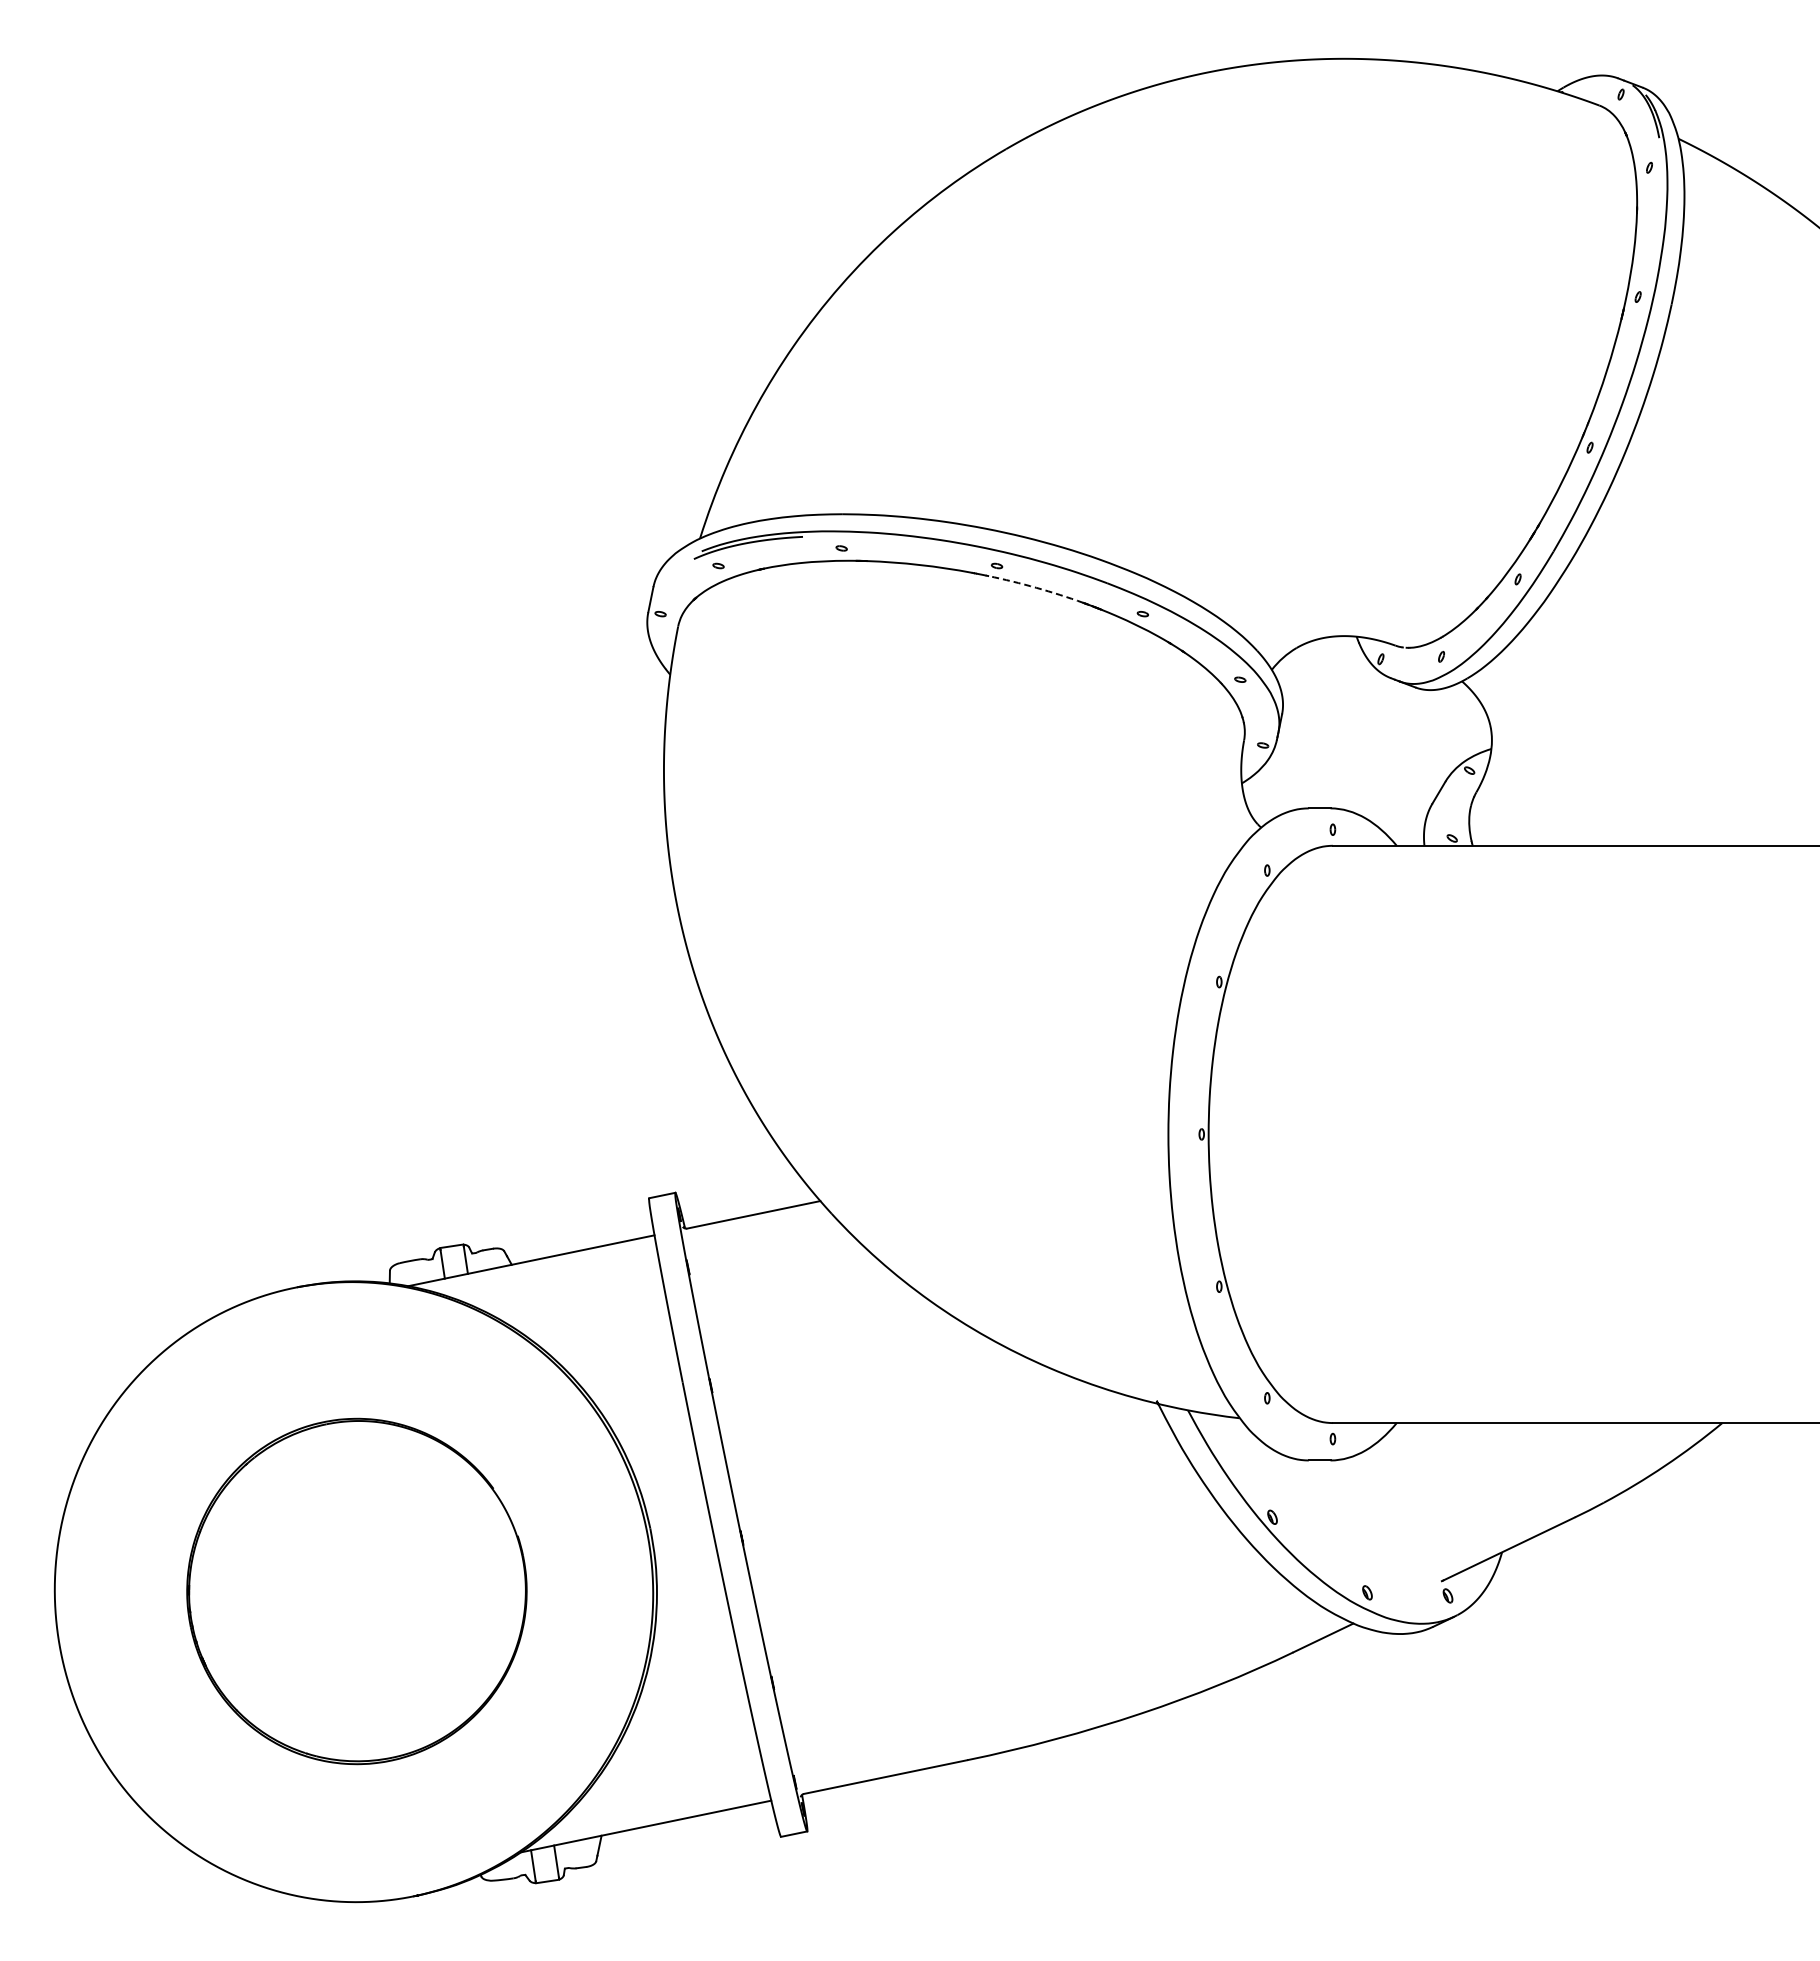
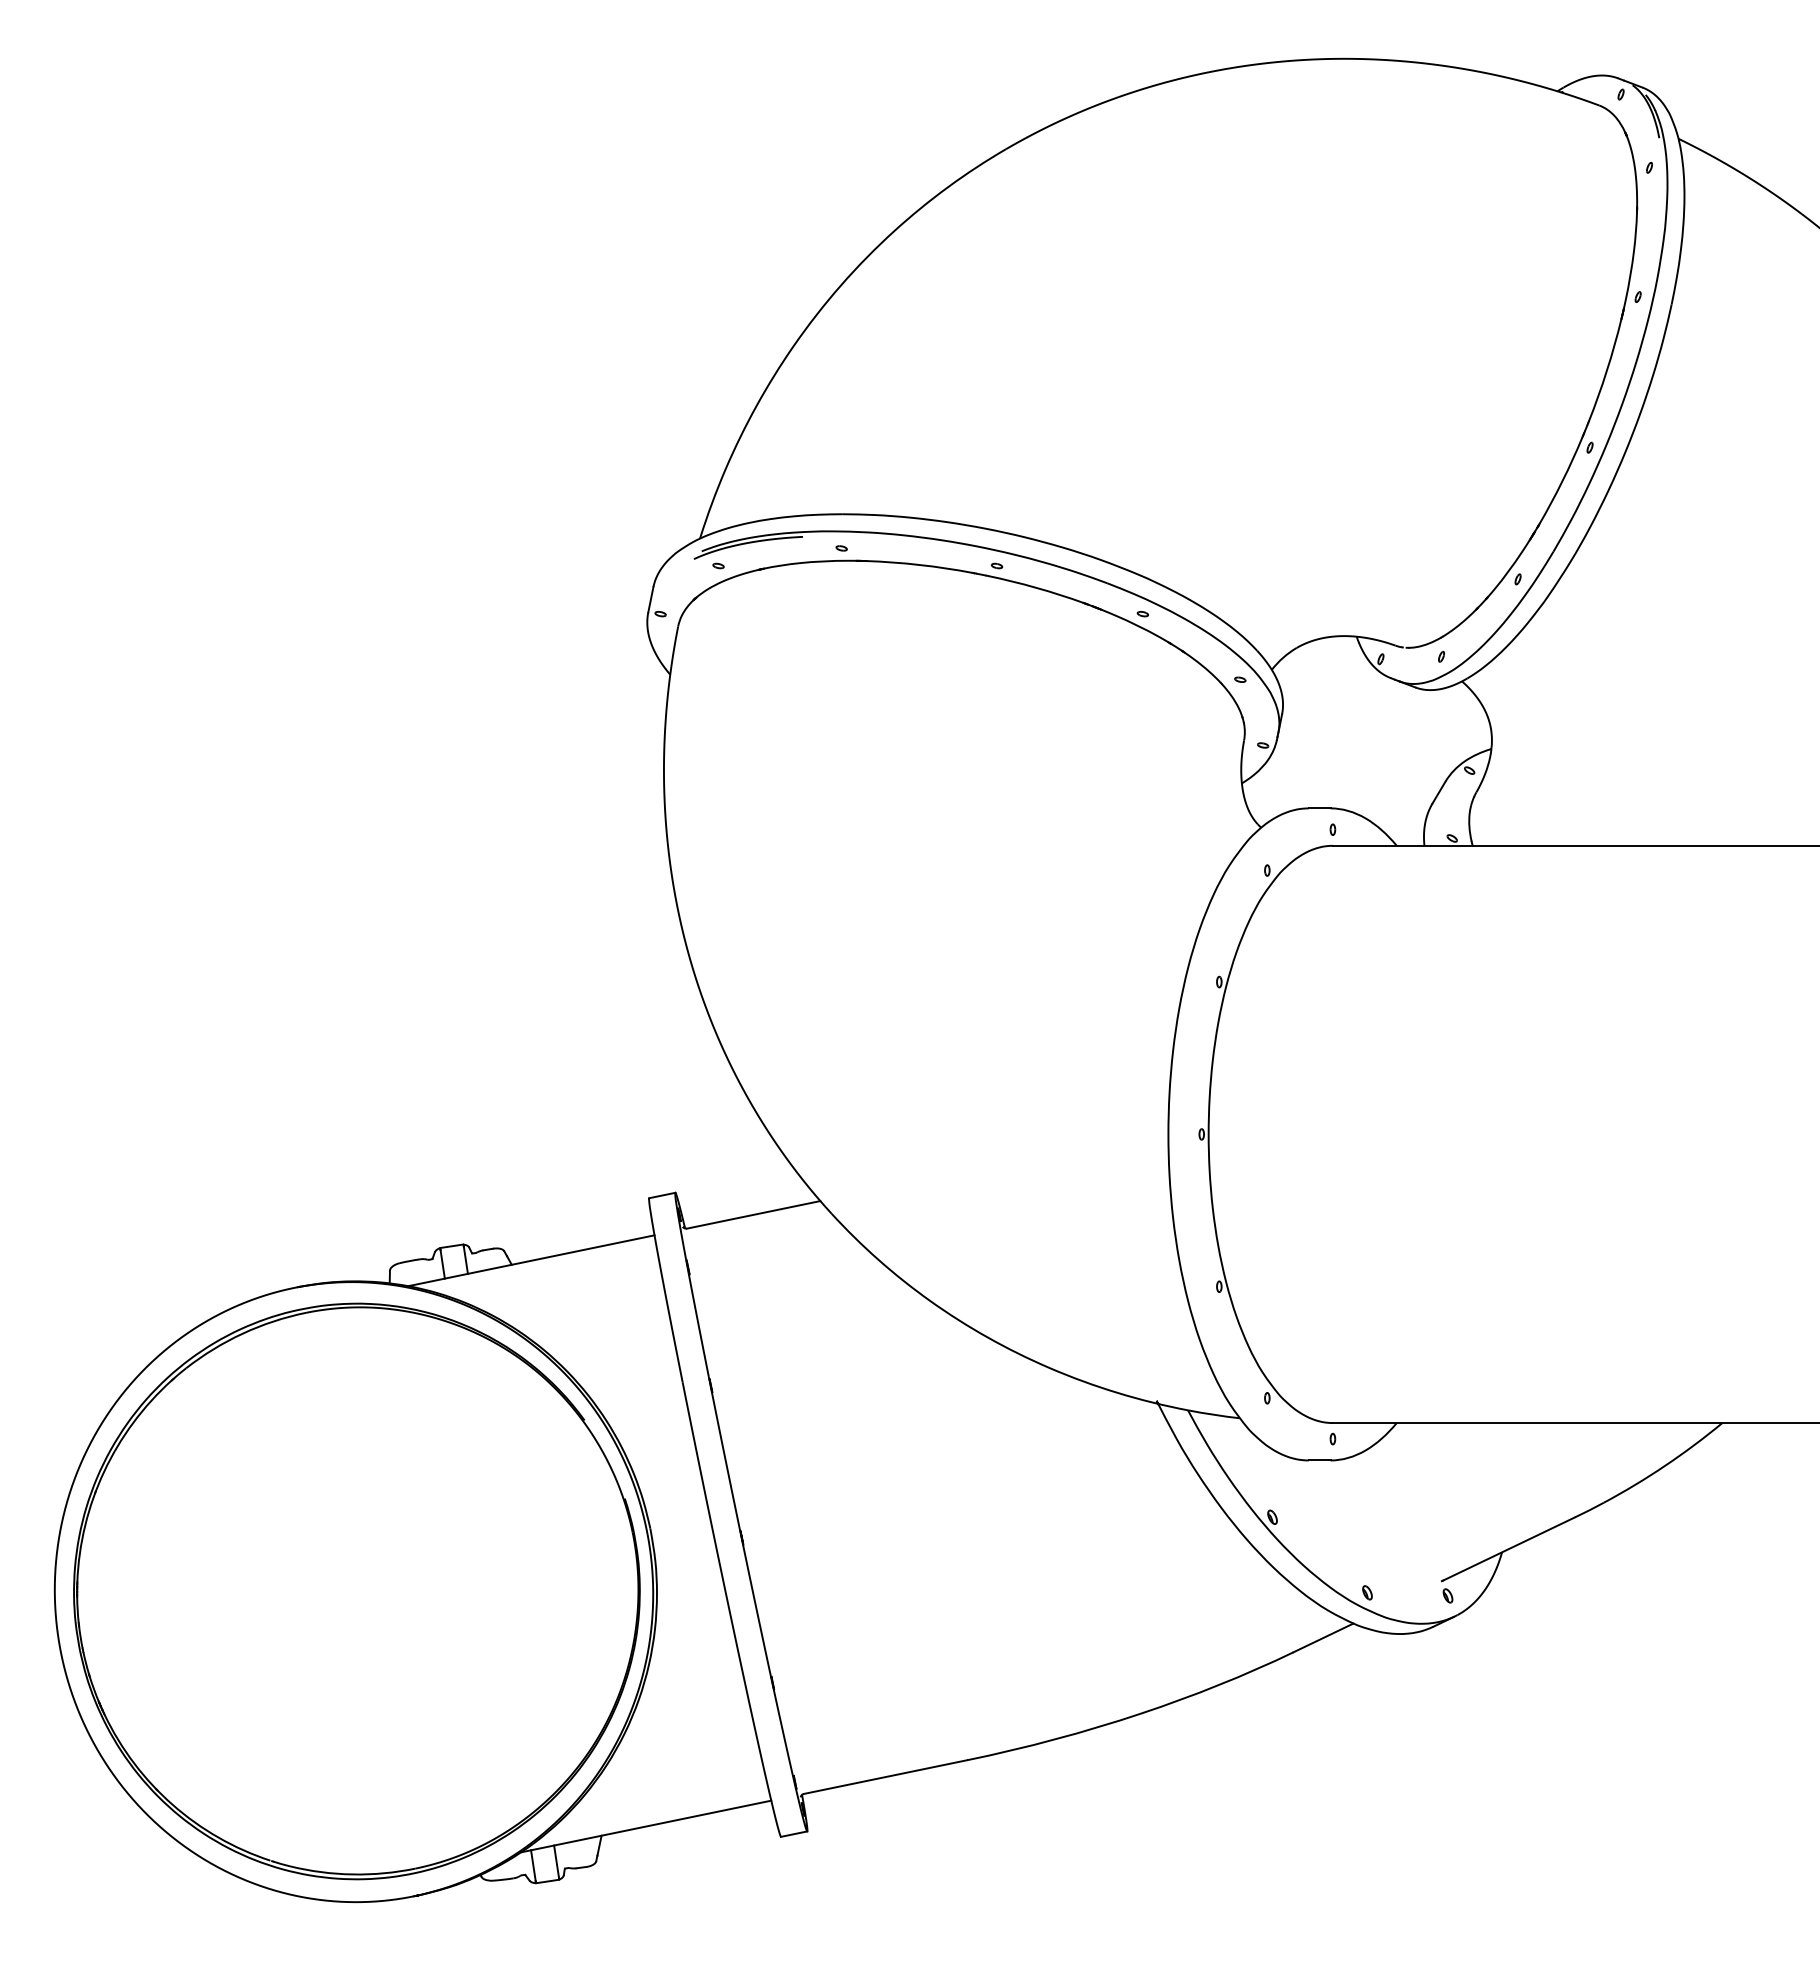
arc: dashed -> solid (1036, 587)
part size: 342x349 px -> 568x579 px (356, 1591)
